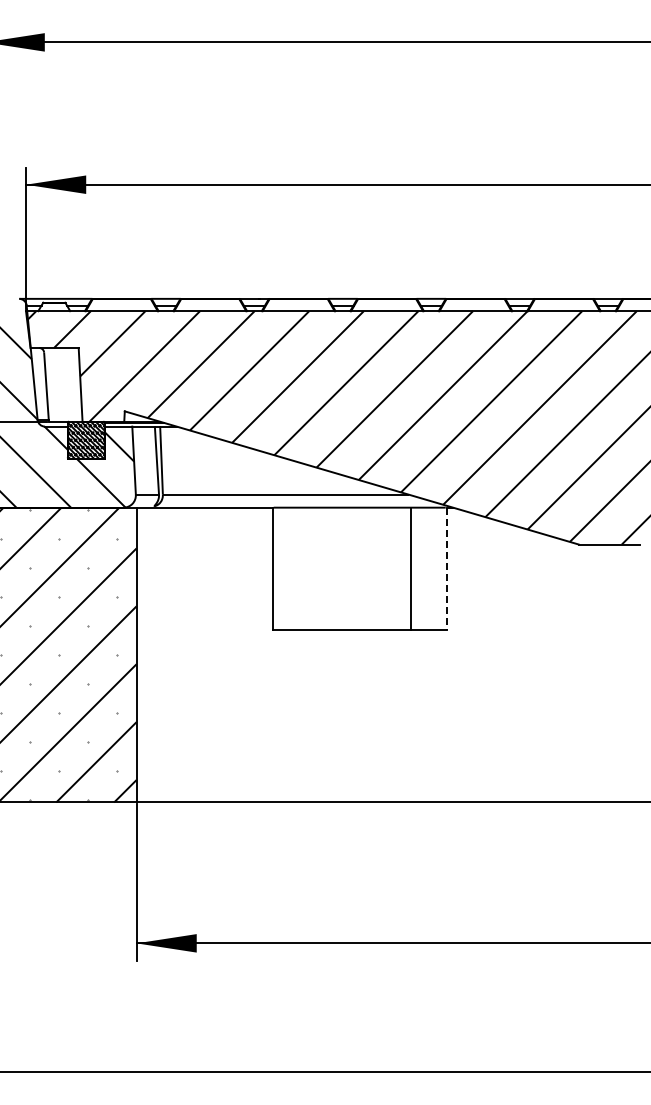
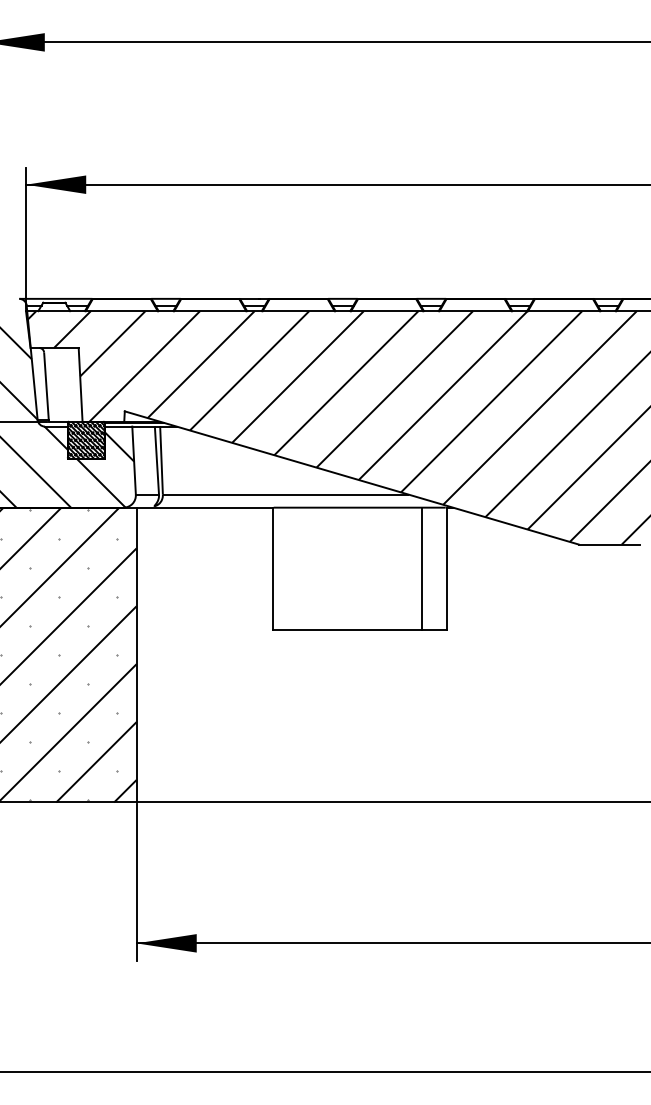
line position: (410, 568) -> (421, 568) (421, 568)
line: dashed -> solid (446, 569)
